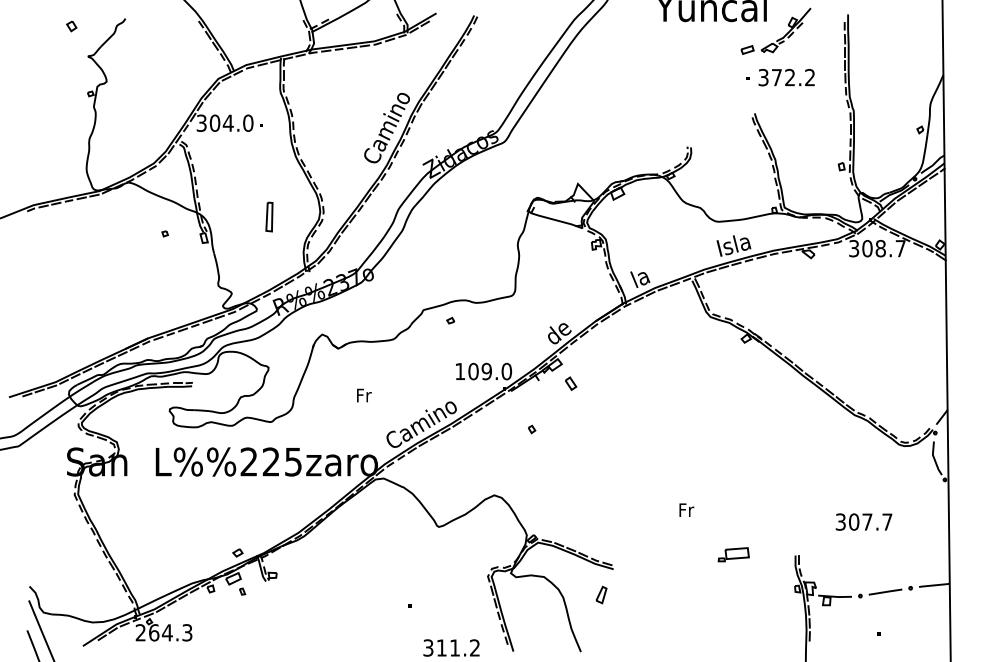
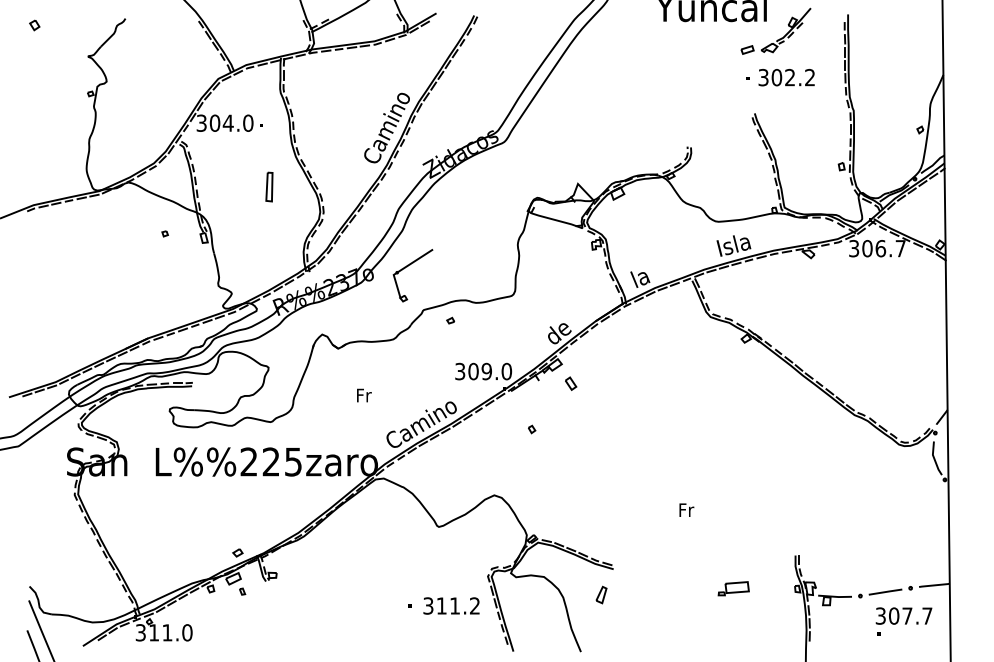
part position: (71, 26) -> (34, 25) (34, 25)
text: 372.2 -> 302.2 (776, 77)
part position: (269, 216) -> (269, 186) (269, 186)
text: 308.7 -> 306.7 (880, 248)
part: none -> present (407, 267)
text: 109.0 -> 309.0 (460, 371)
text position: (863, 521) -> (903, 615) (903, 615)
part position: (733, 554) -> (733, 588) (733, 588)
text: 264.3 -> 311.0 (163, 632)
text position: (451, 647) -> (451, 605) (451, 605)
